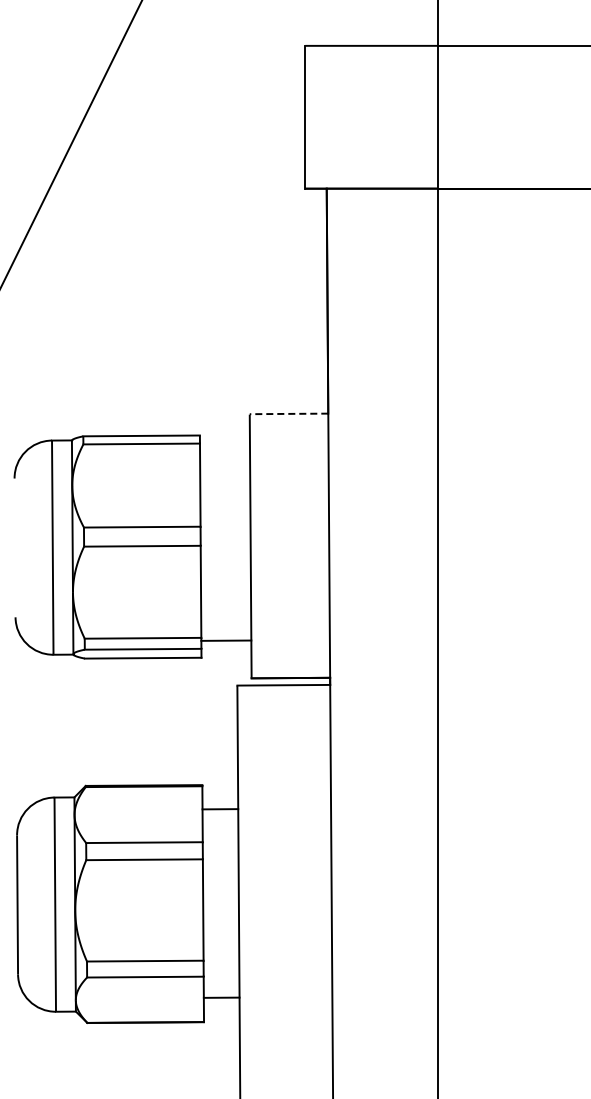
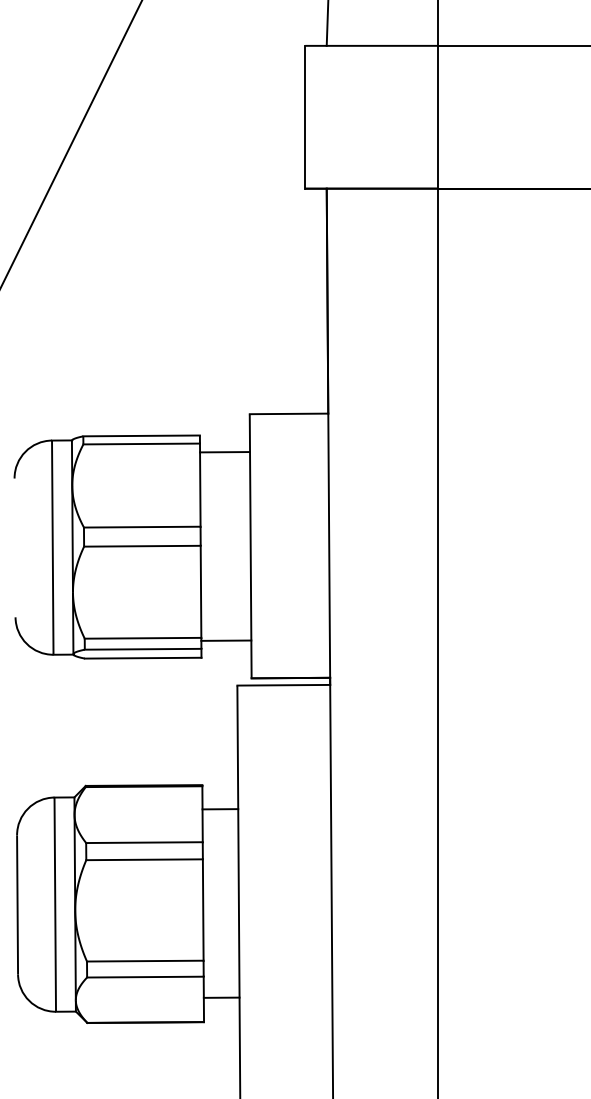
line: none -> present (327, 23)
line: dashed -> solid (288, 413)
line: none -> present (225, 452)
